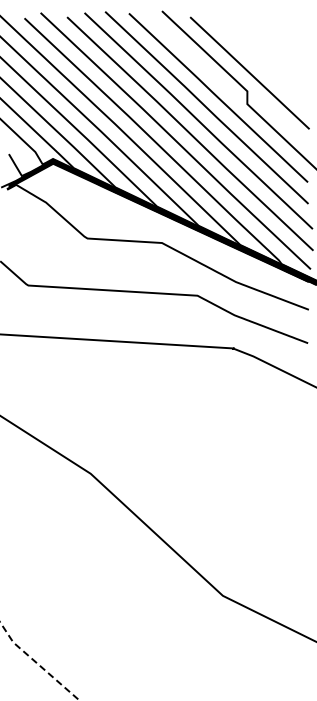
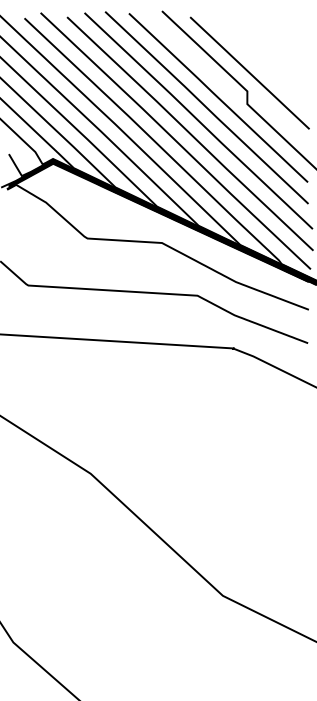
line: dashed -> solid (37, 663)
